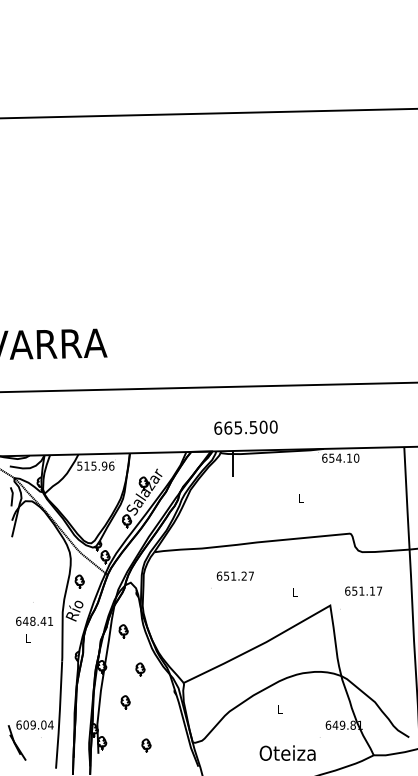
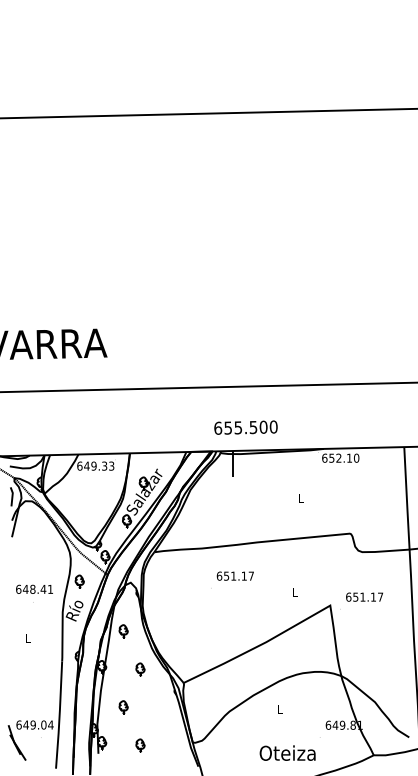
text: 665.500 -> 655.500 (228, 427)
text: 654.10 -> 652.10 (338, 457)
text: 515.96 -> 649.33 (95, 465)
text: 651.27 -> 651.17 (243, 575)
text position: (363, 590) -> (364, 596) (364, 596)
text position: (34, 620) -> (34, 588) (34, 588)
part position: (125, 702) -> (123, 707) (123, 707)
text: 609.04 -> 649.04 (25, 724)
part position: (146, 745) -> (140, 745) (140, 745)
